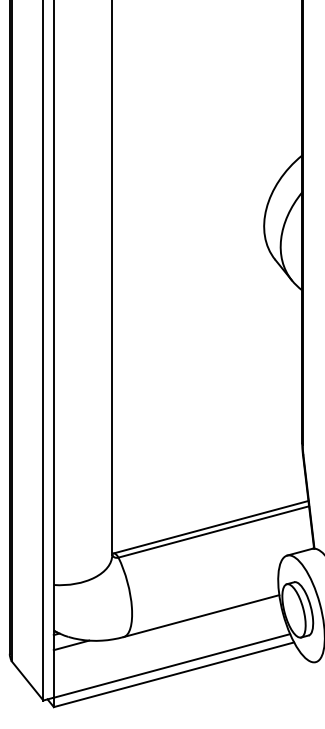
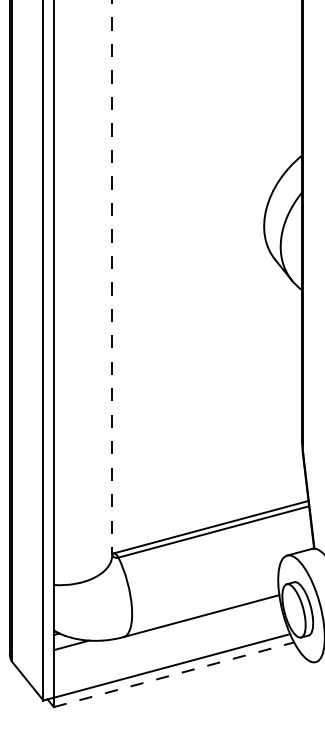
line: solid -> dashed (112, 278)
line: solid -> dashed (174, 674)
